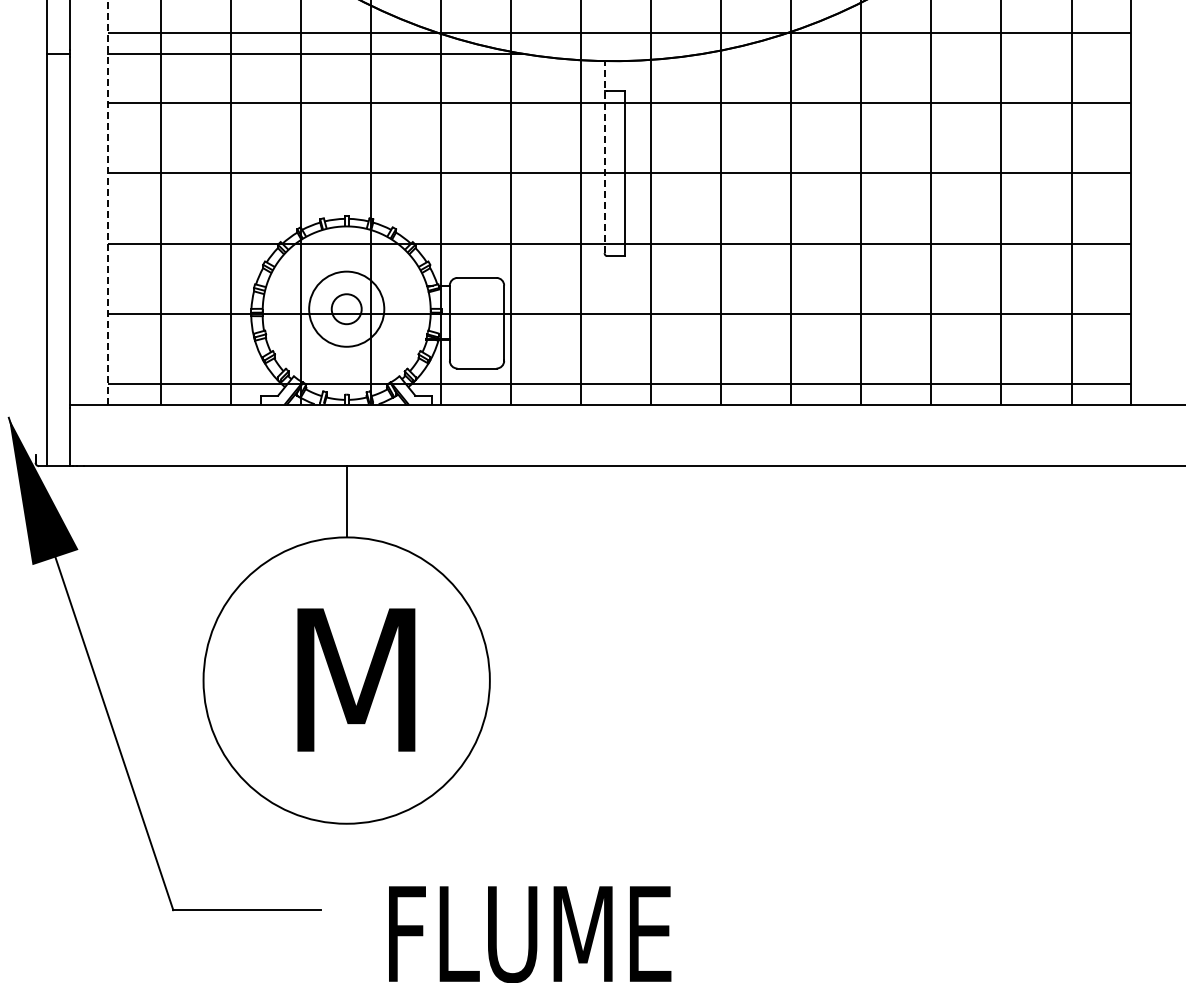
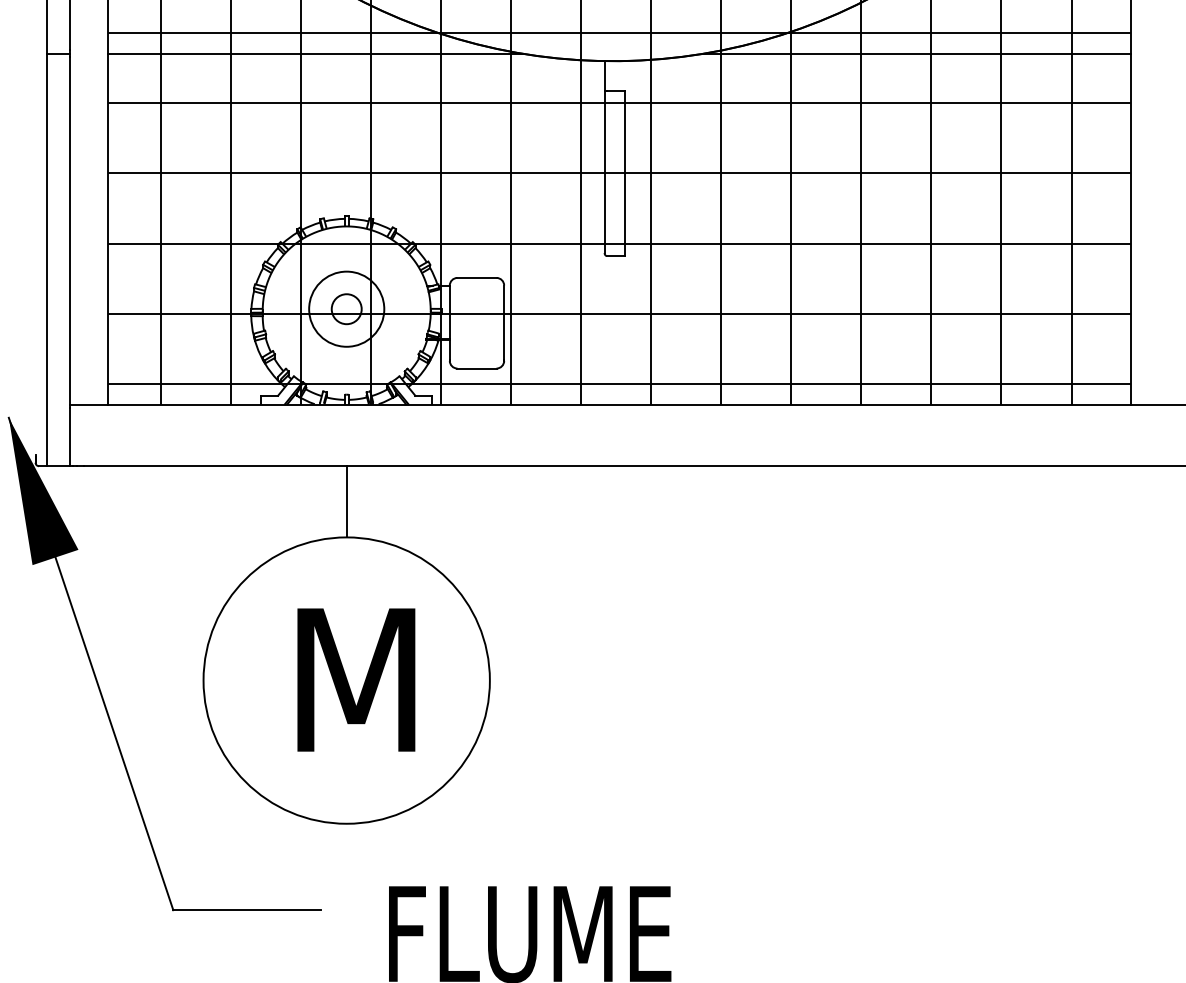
line: none -> present (916, 53)
line: dashed -> solid (604, 156)
line: dashed -> solid (108, 202)
